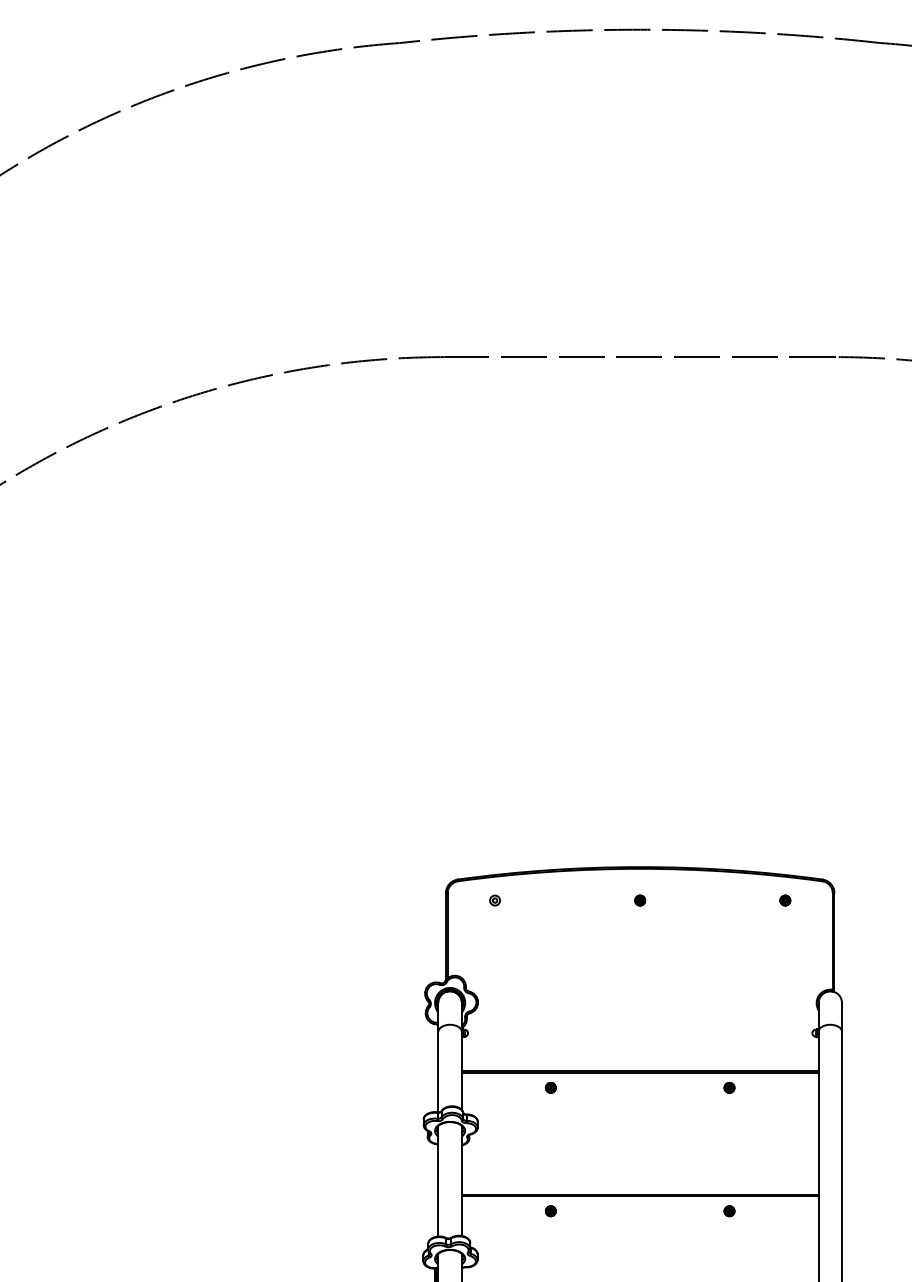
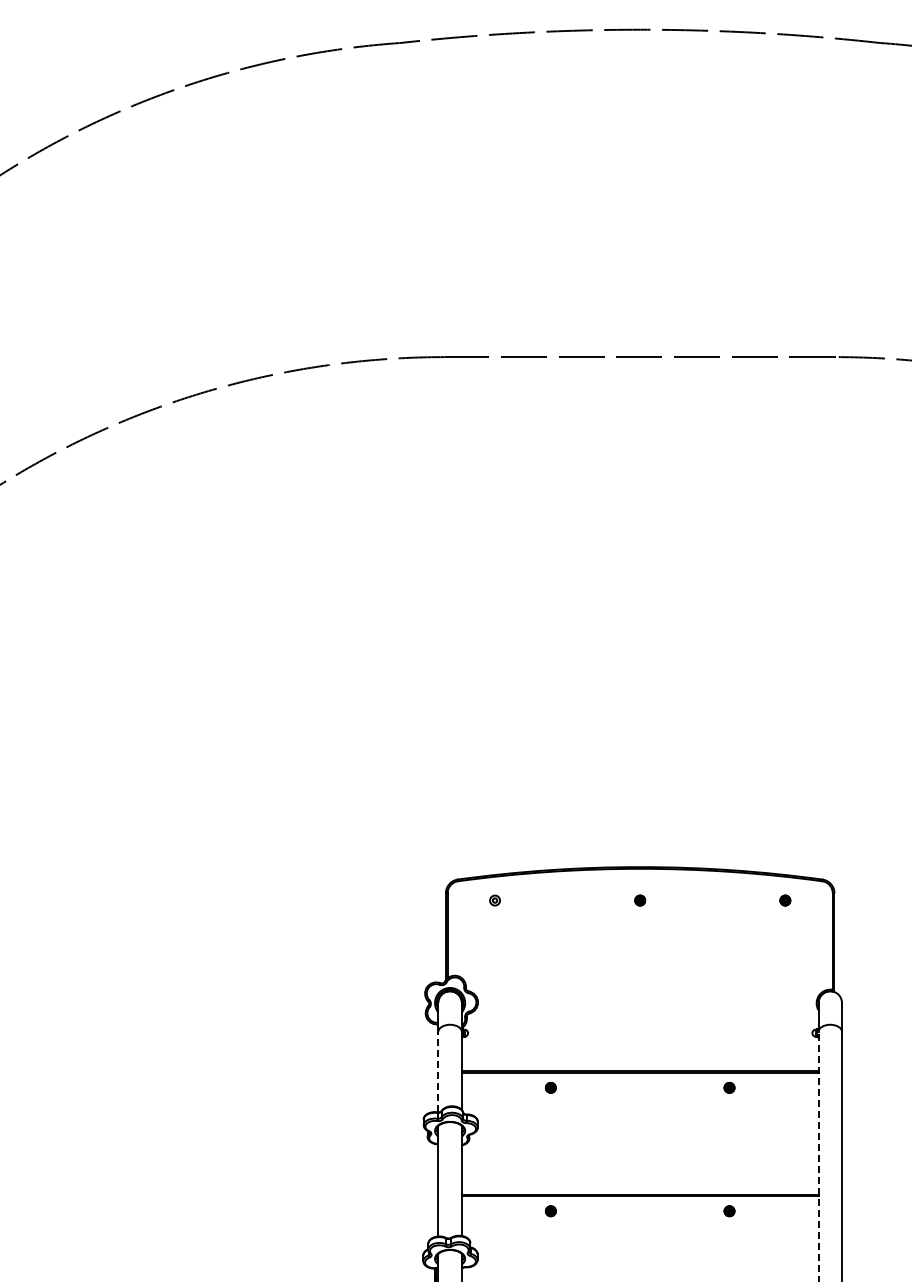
line: solid -> dashed (438, 1071)
line: solid -> dashed (818, 1156)
